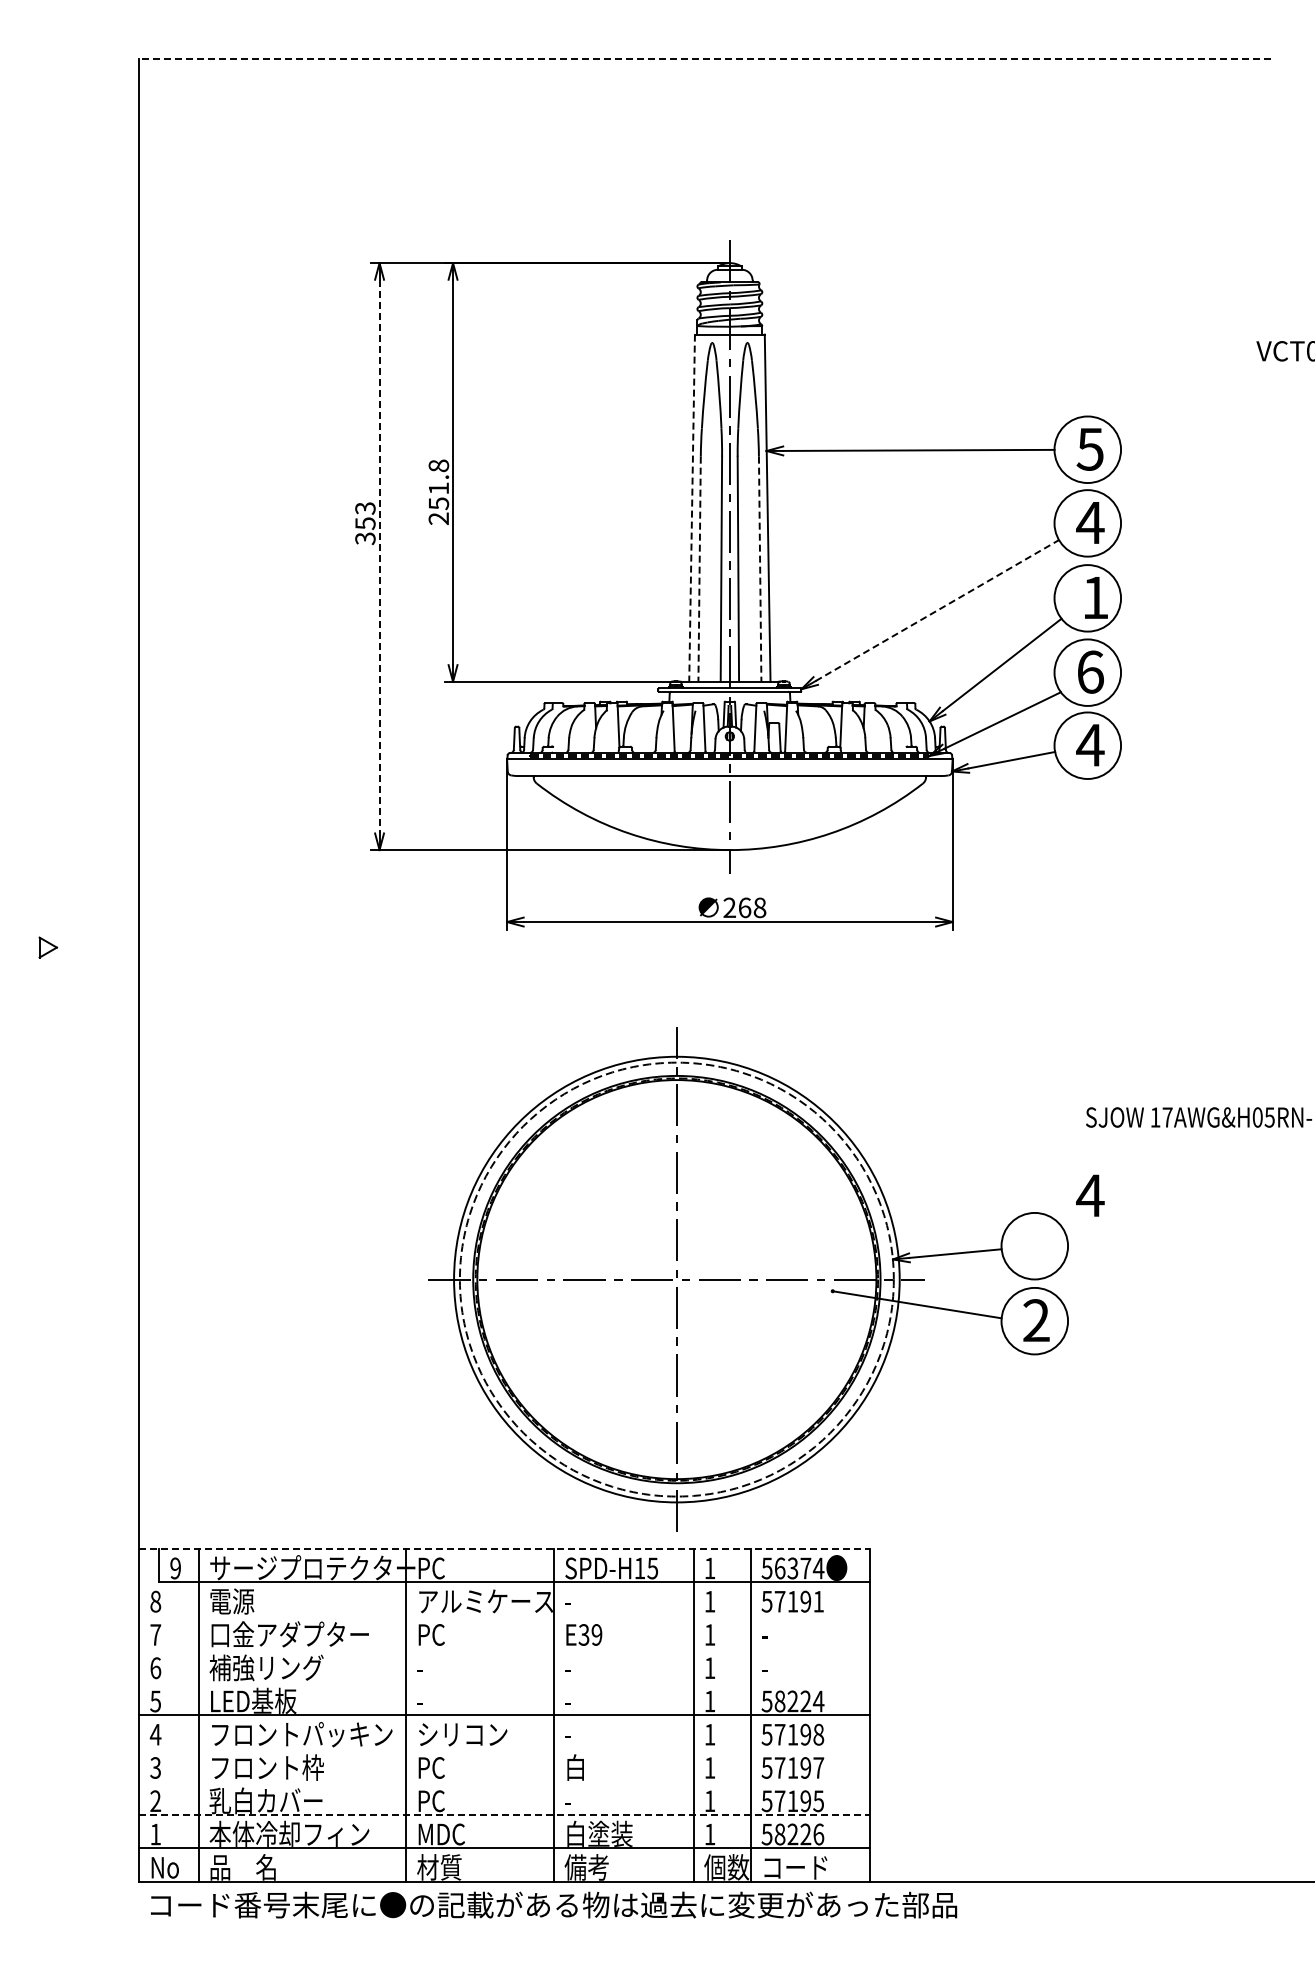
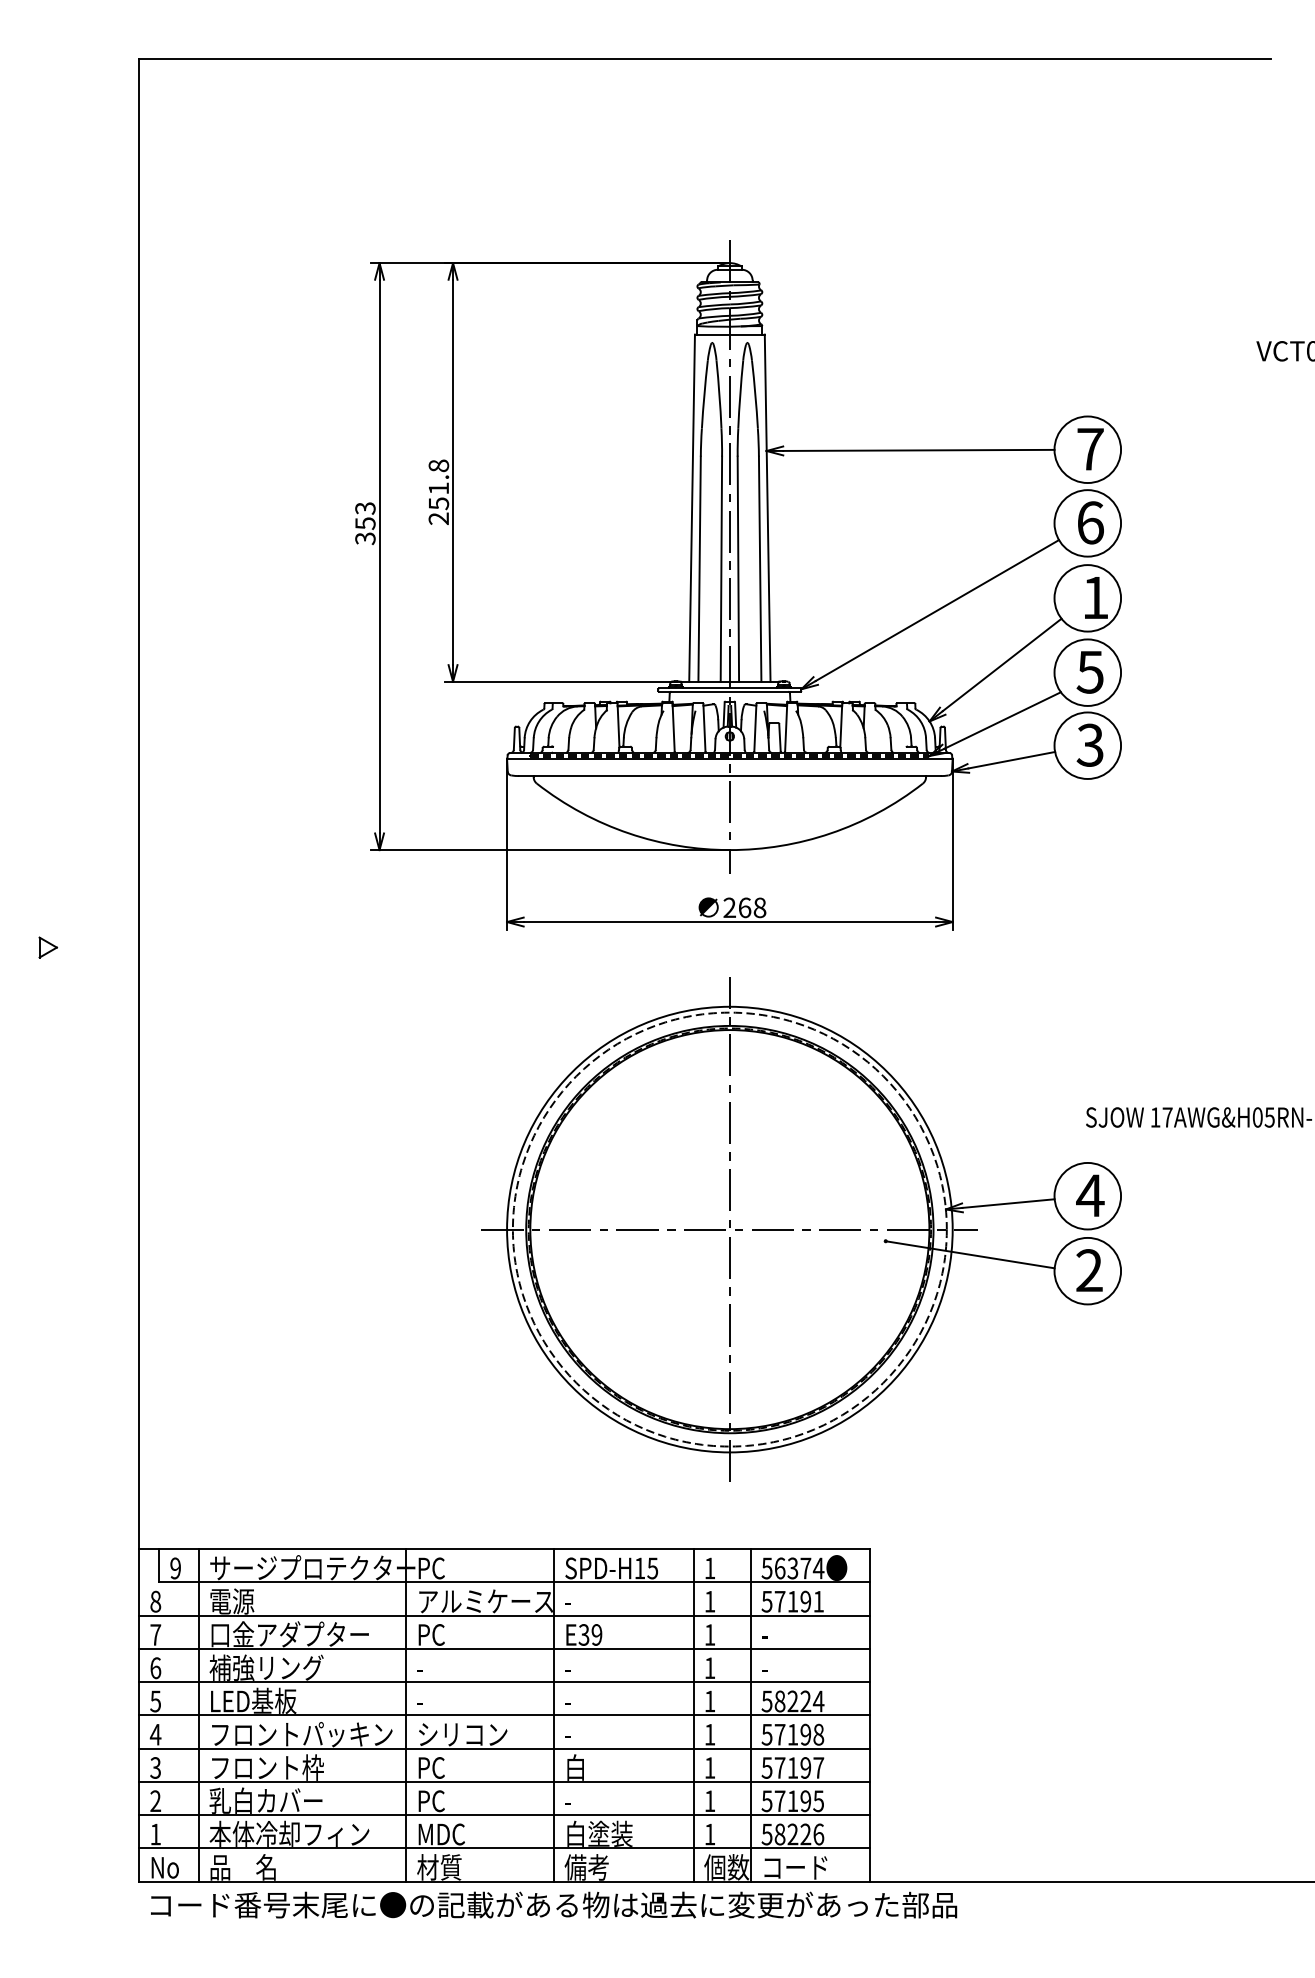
line: dashed -> solid (705, 59)
text: 5 -> 7 (1089, 449)
line: dashed -> solid (692, 508)
text: 4 -> 6 (1090, 522)
line: dashed -> solid (379, 556)
line: dashed -> solid (699, 569)
line: dashed -> solid (760, 569)
line: dashed -> solid (937, 610)
text: 6 -> 5 (1089, 671)
text: 4 -> 3 (1090, 744)
part position: (748, 1279) -> (801, 1229) (801, 1229)
line: dashed -> solid (505, 1549)
line: none -> present (504, 1615)
line: none -> present (504, 1648)
line: none -> present (504, 1682)
line: none -> present (504, 1748)
line: none -> present (504, 1781)
line: dashed -> solid (505, 1815)
